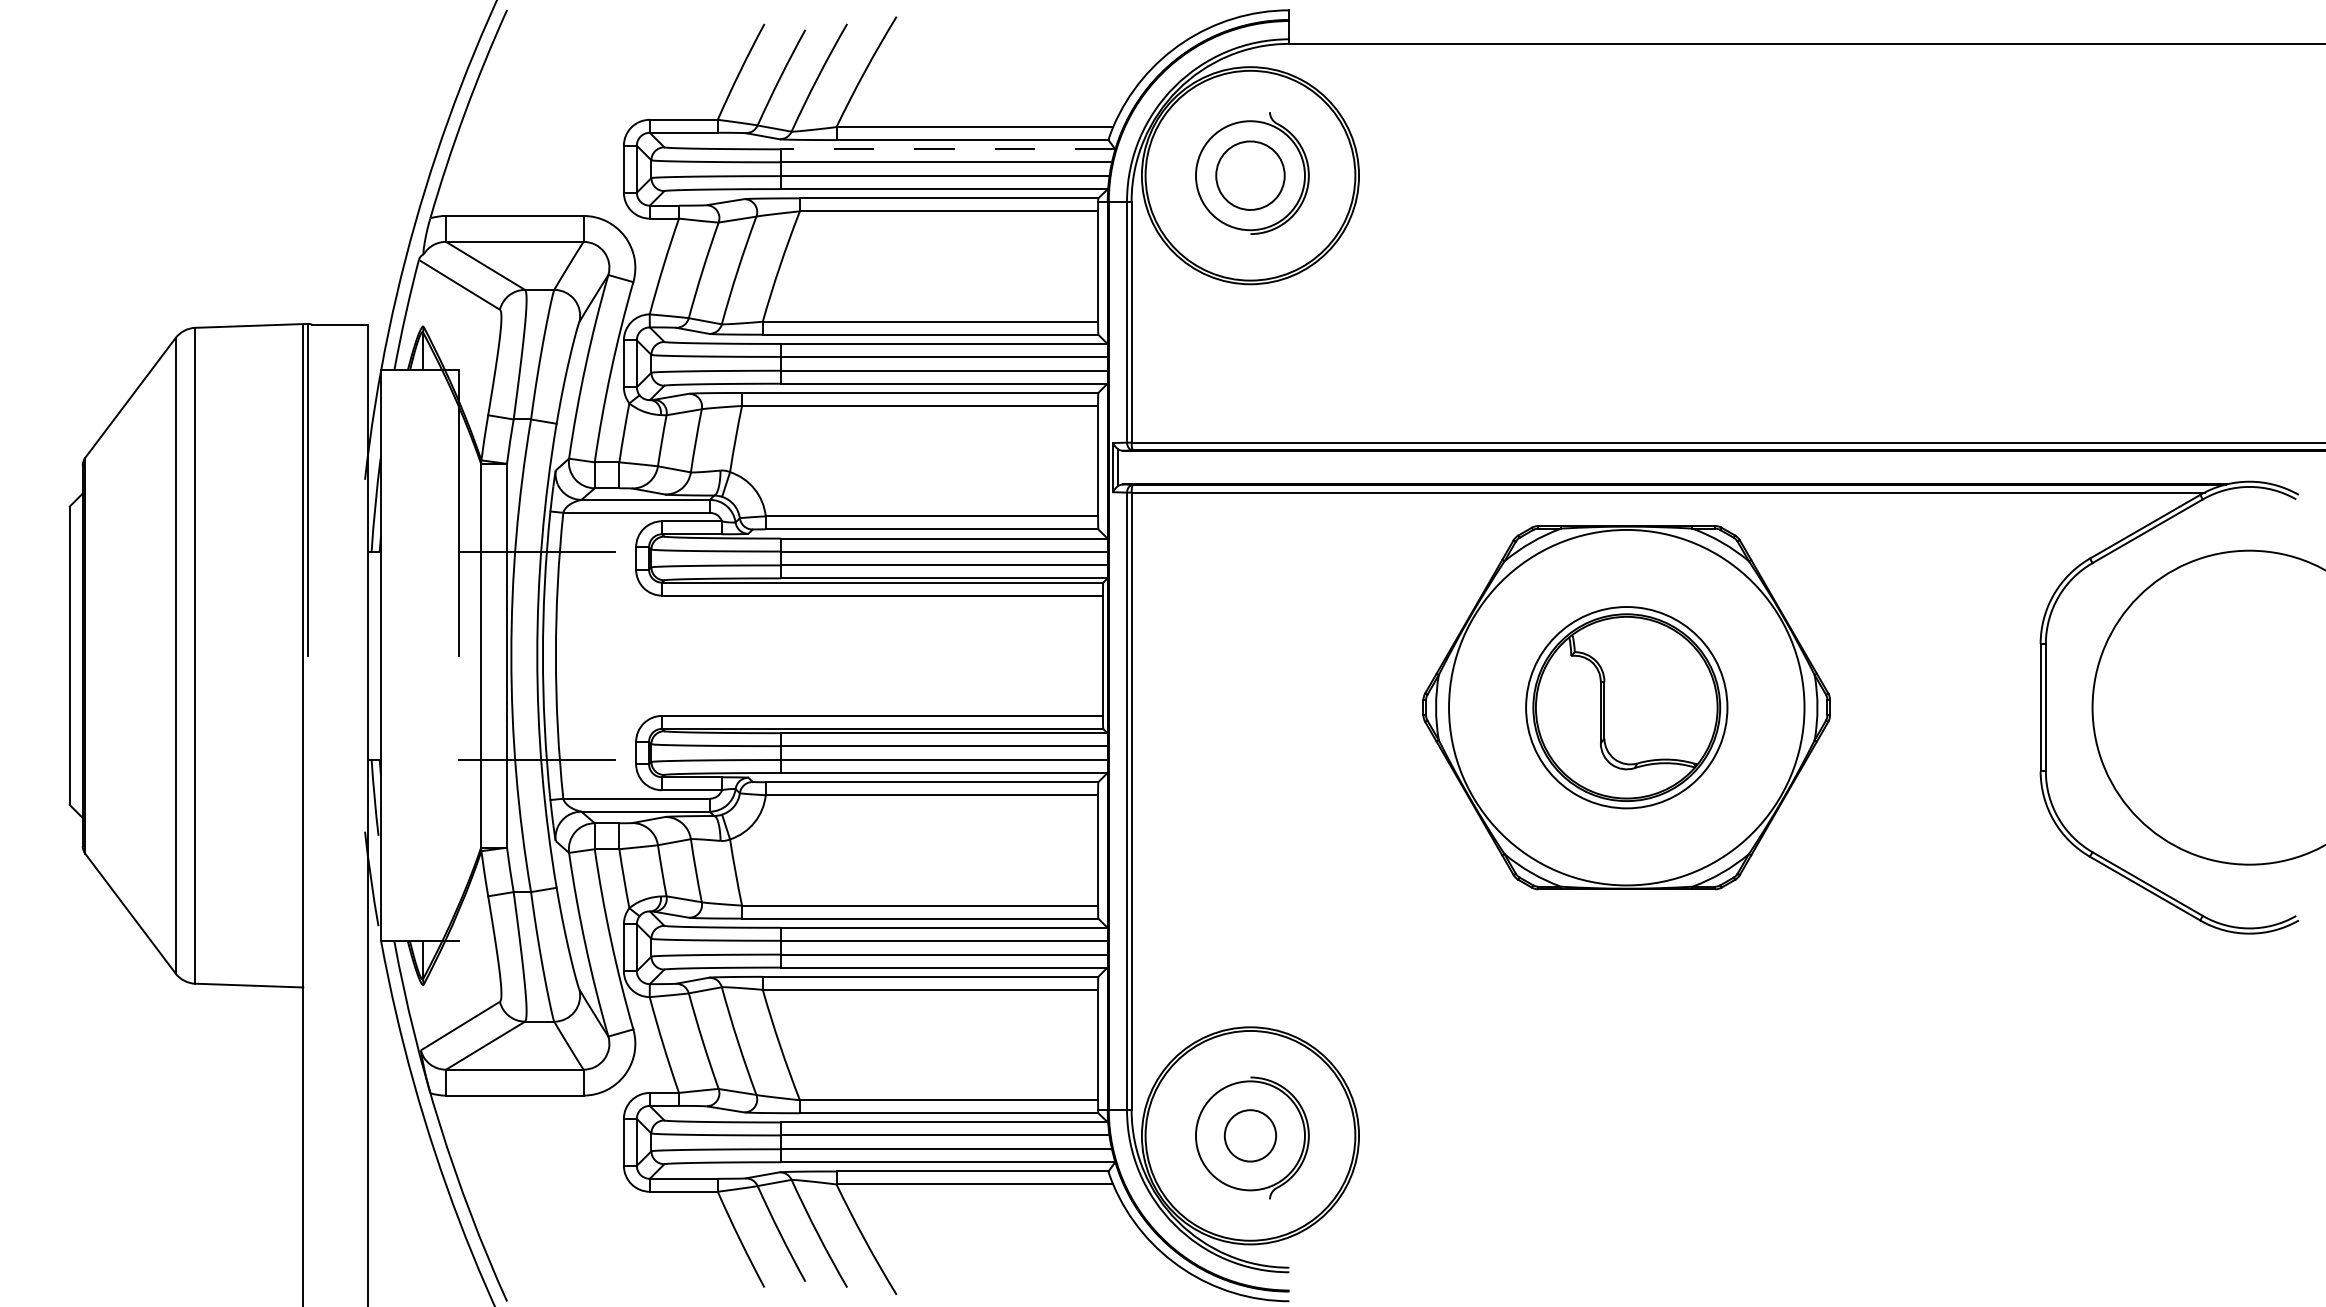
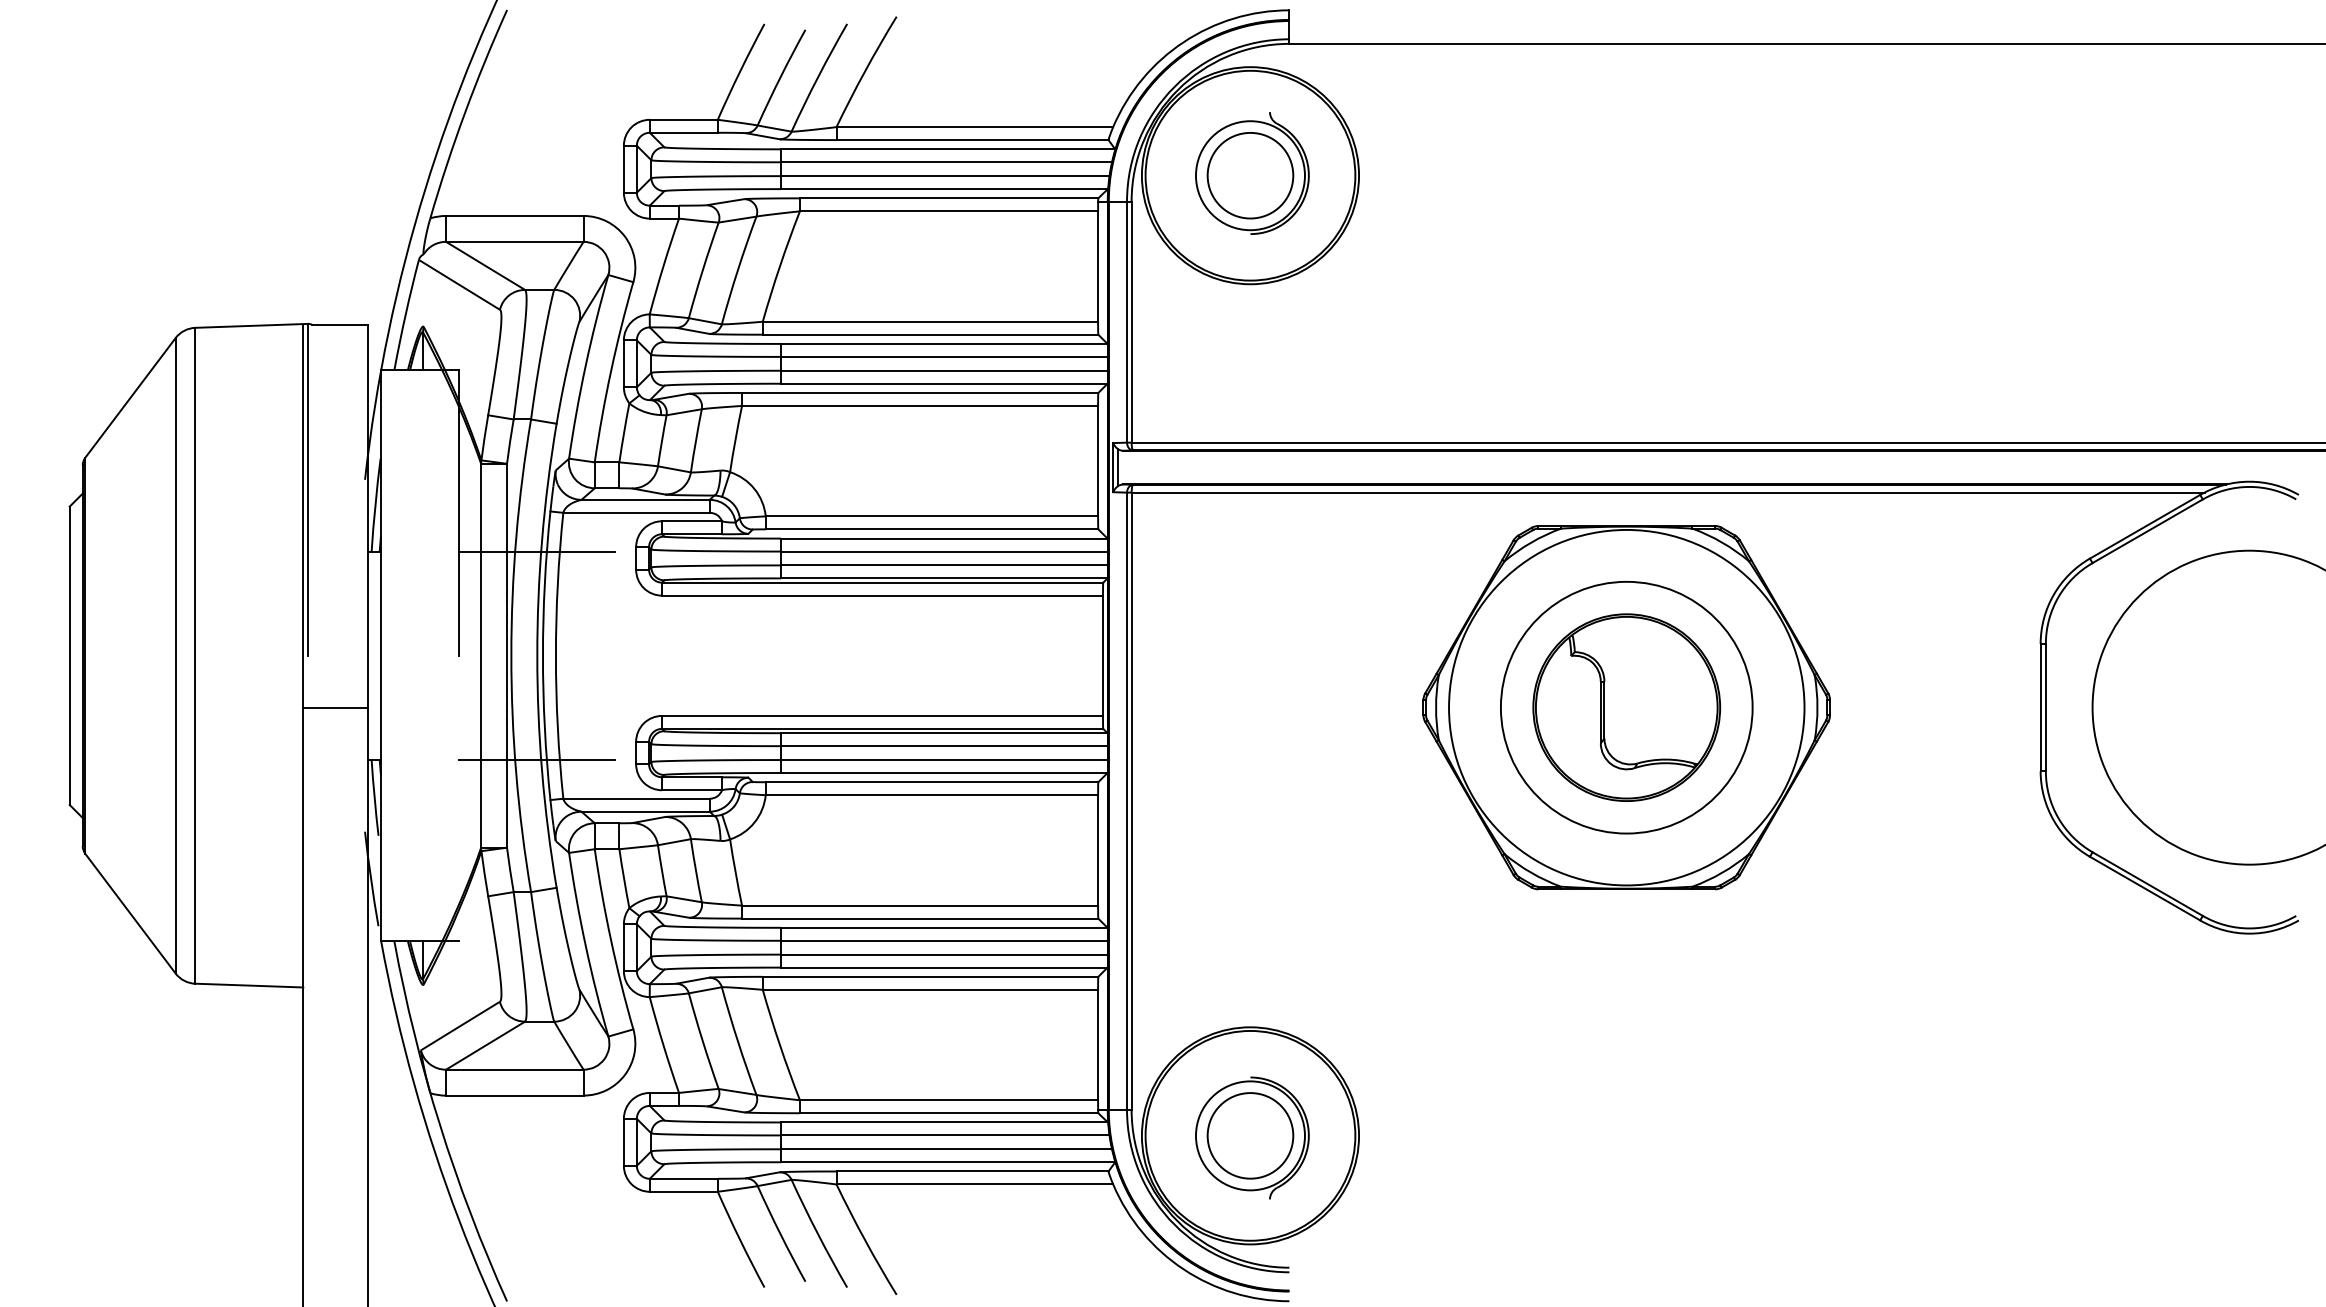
line: dashed -> solid (947, 149)
circle diameter: 68 px -> 86 px (1250, 175)
line: none -> present (335, 707)
circle diameter: 201 px -> 252 px (1626, 707)
circle diameter: 51 px -> 86 px (1250, 1135)
